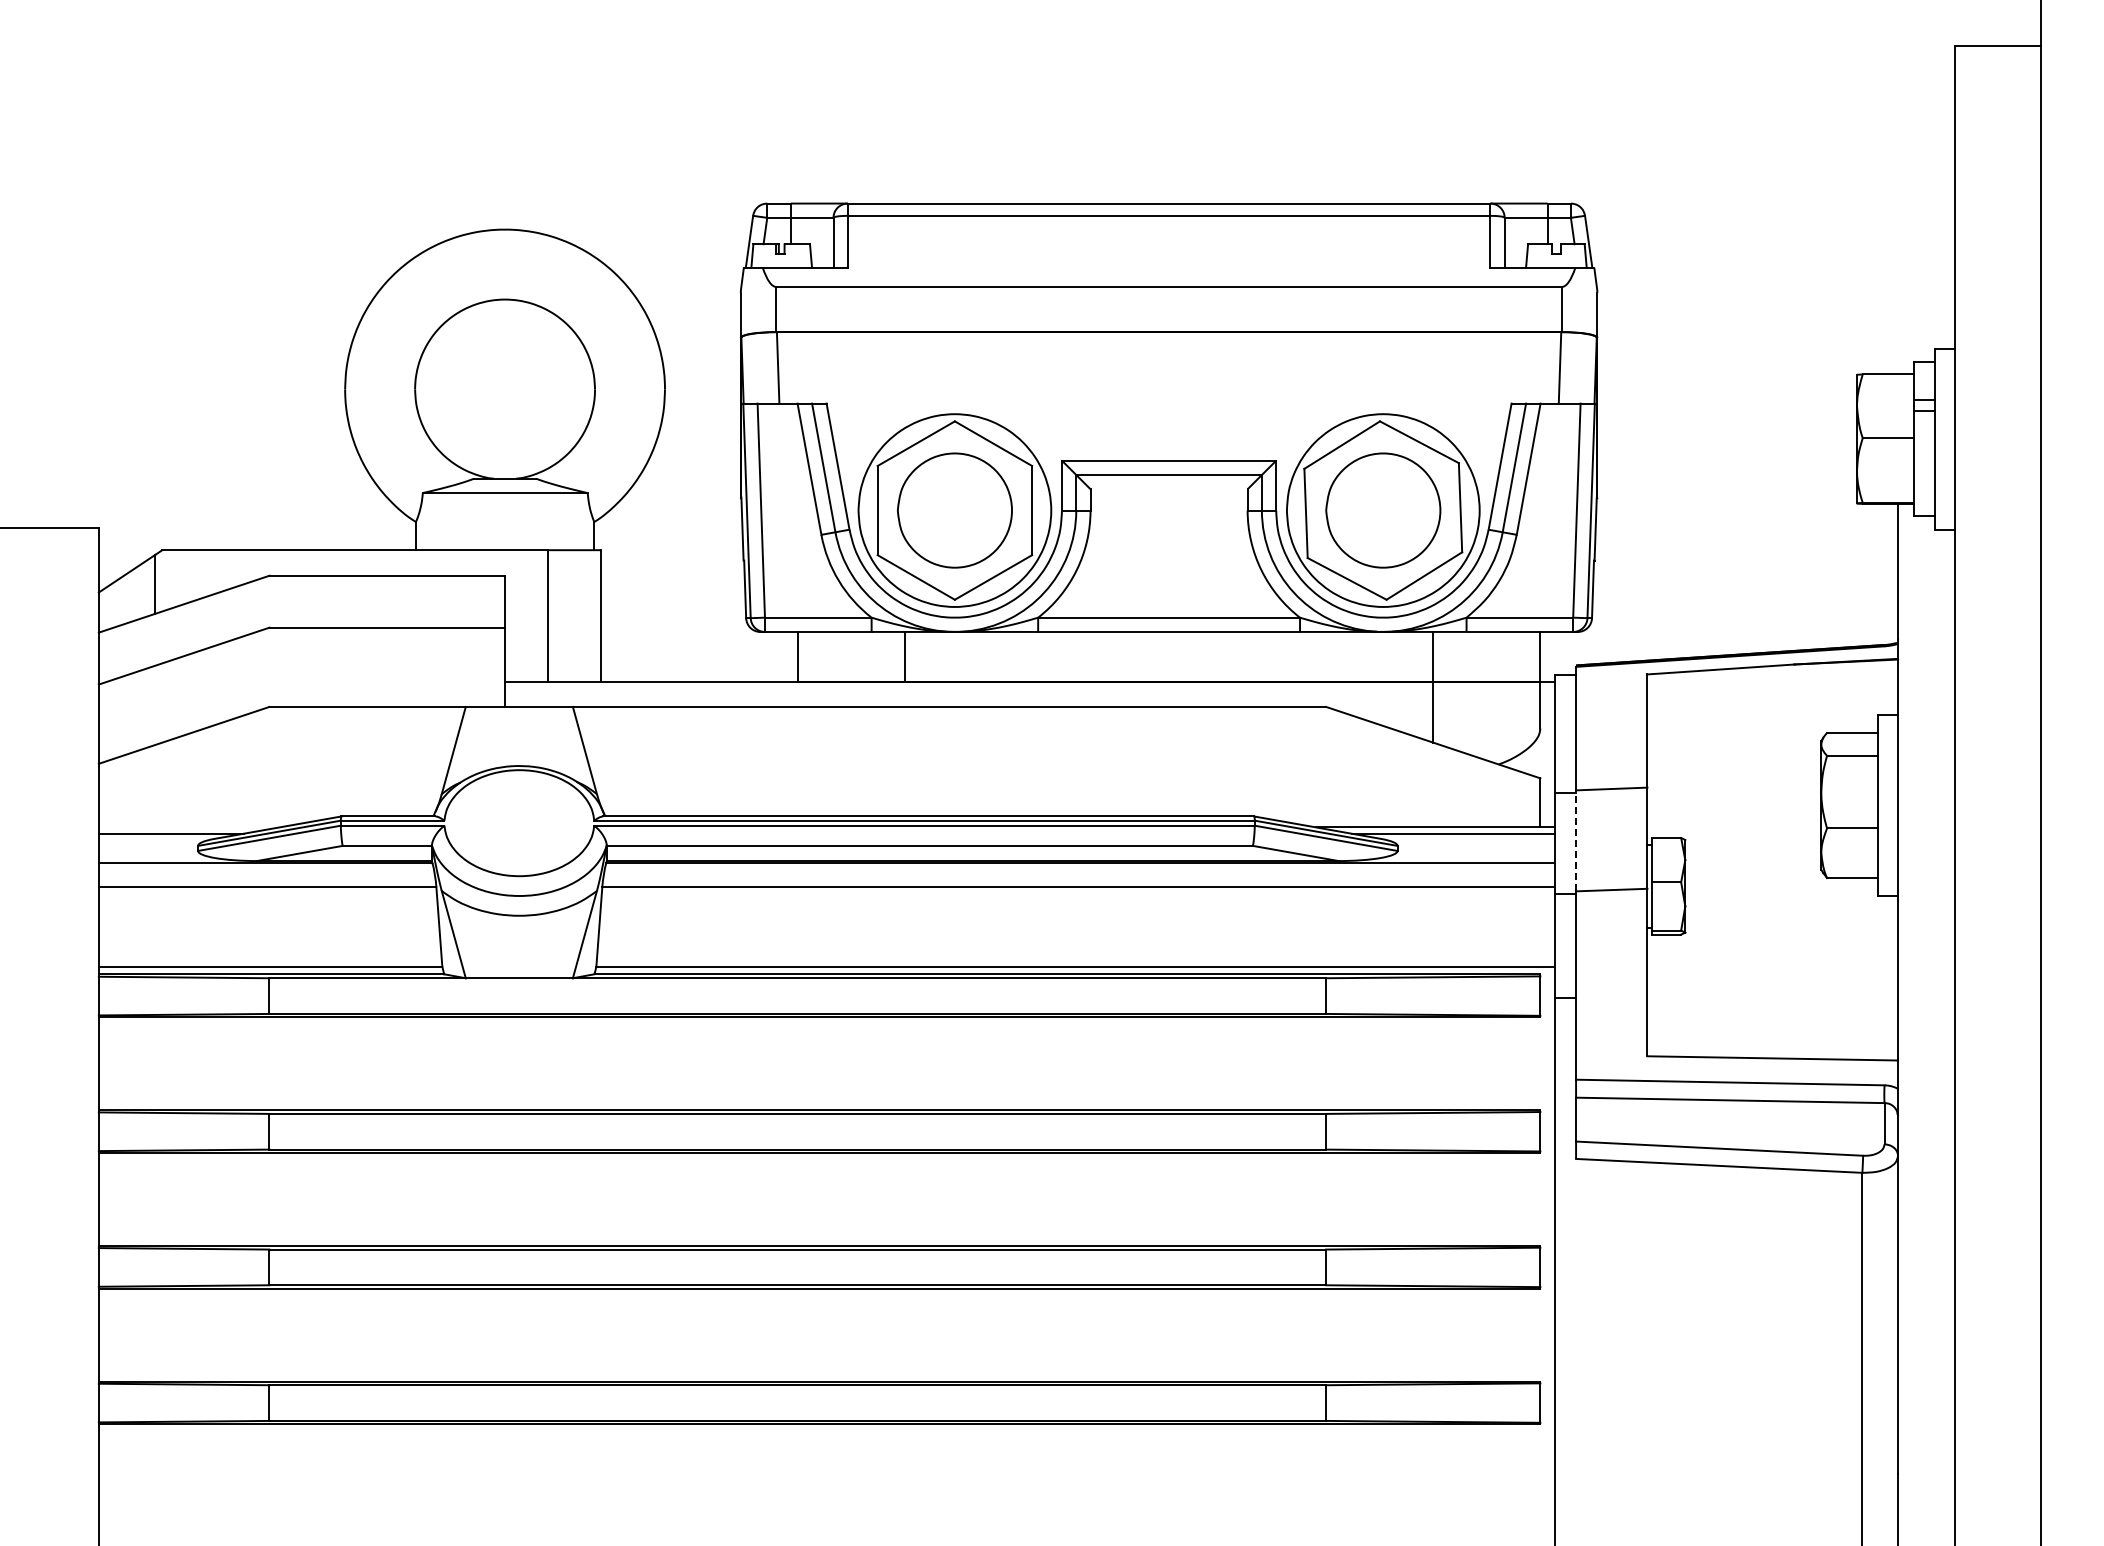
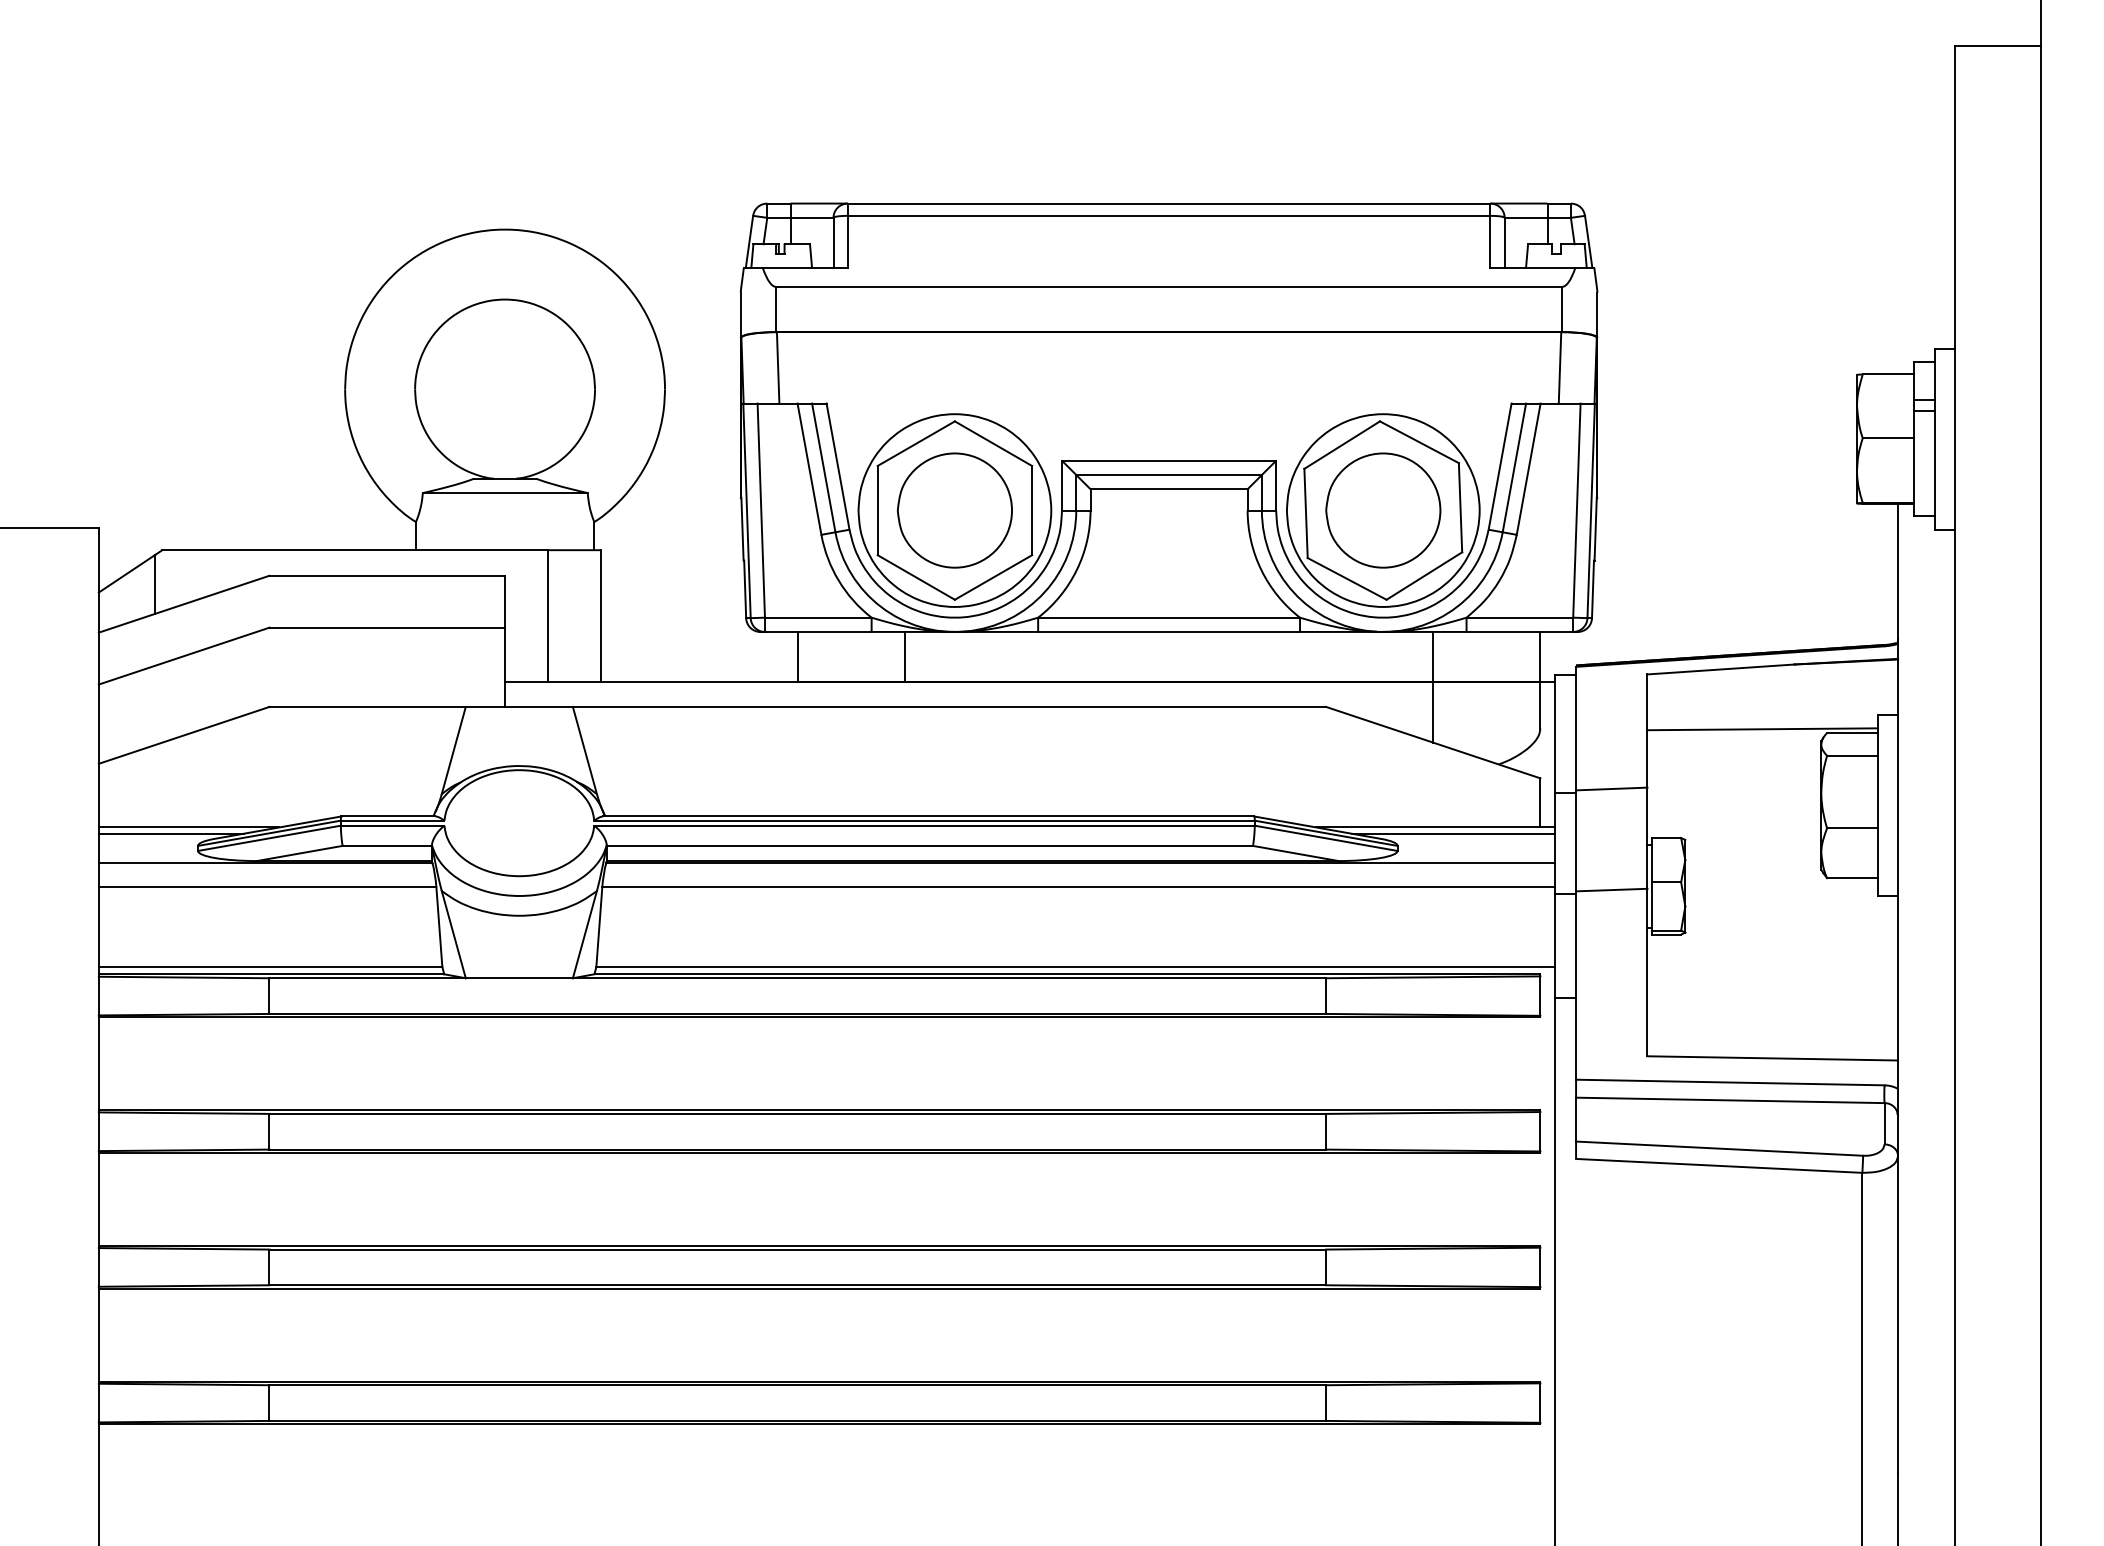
line: none -> present (1168, 489)
line: none -> present (1762, 729)
line: none -> present (188, 827)
line: dashed -> solid (1576, 840)
